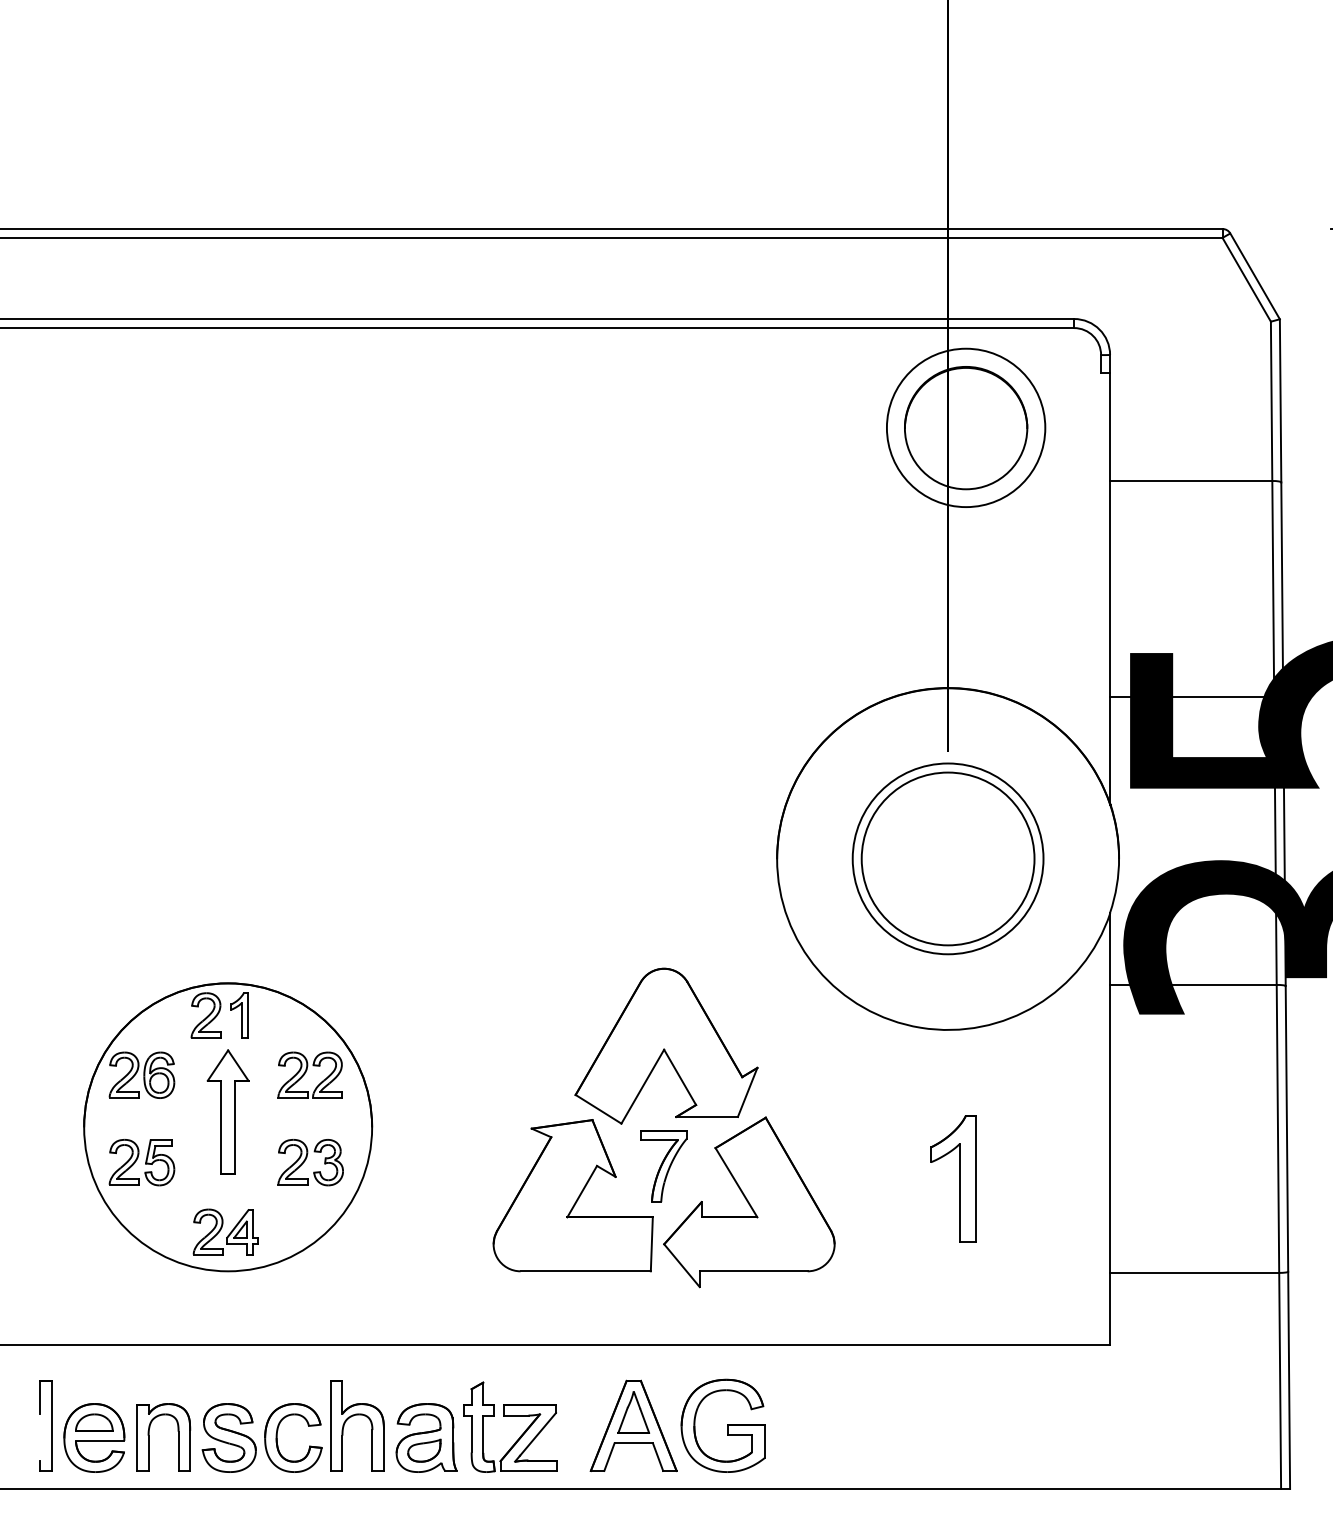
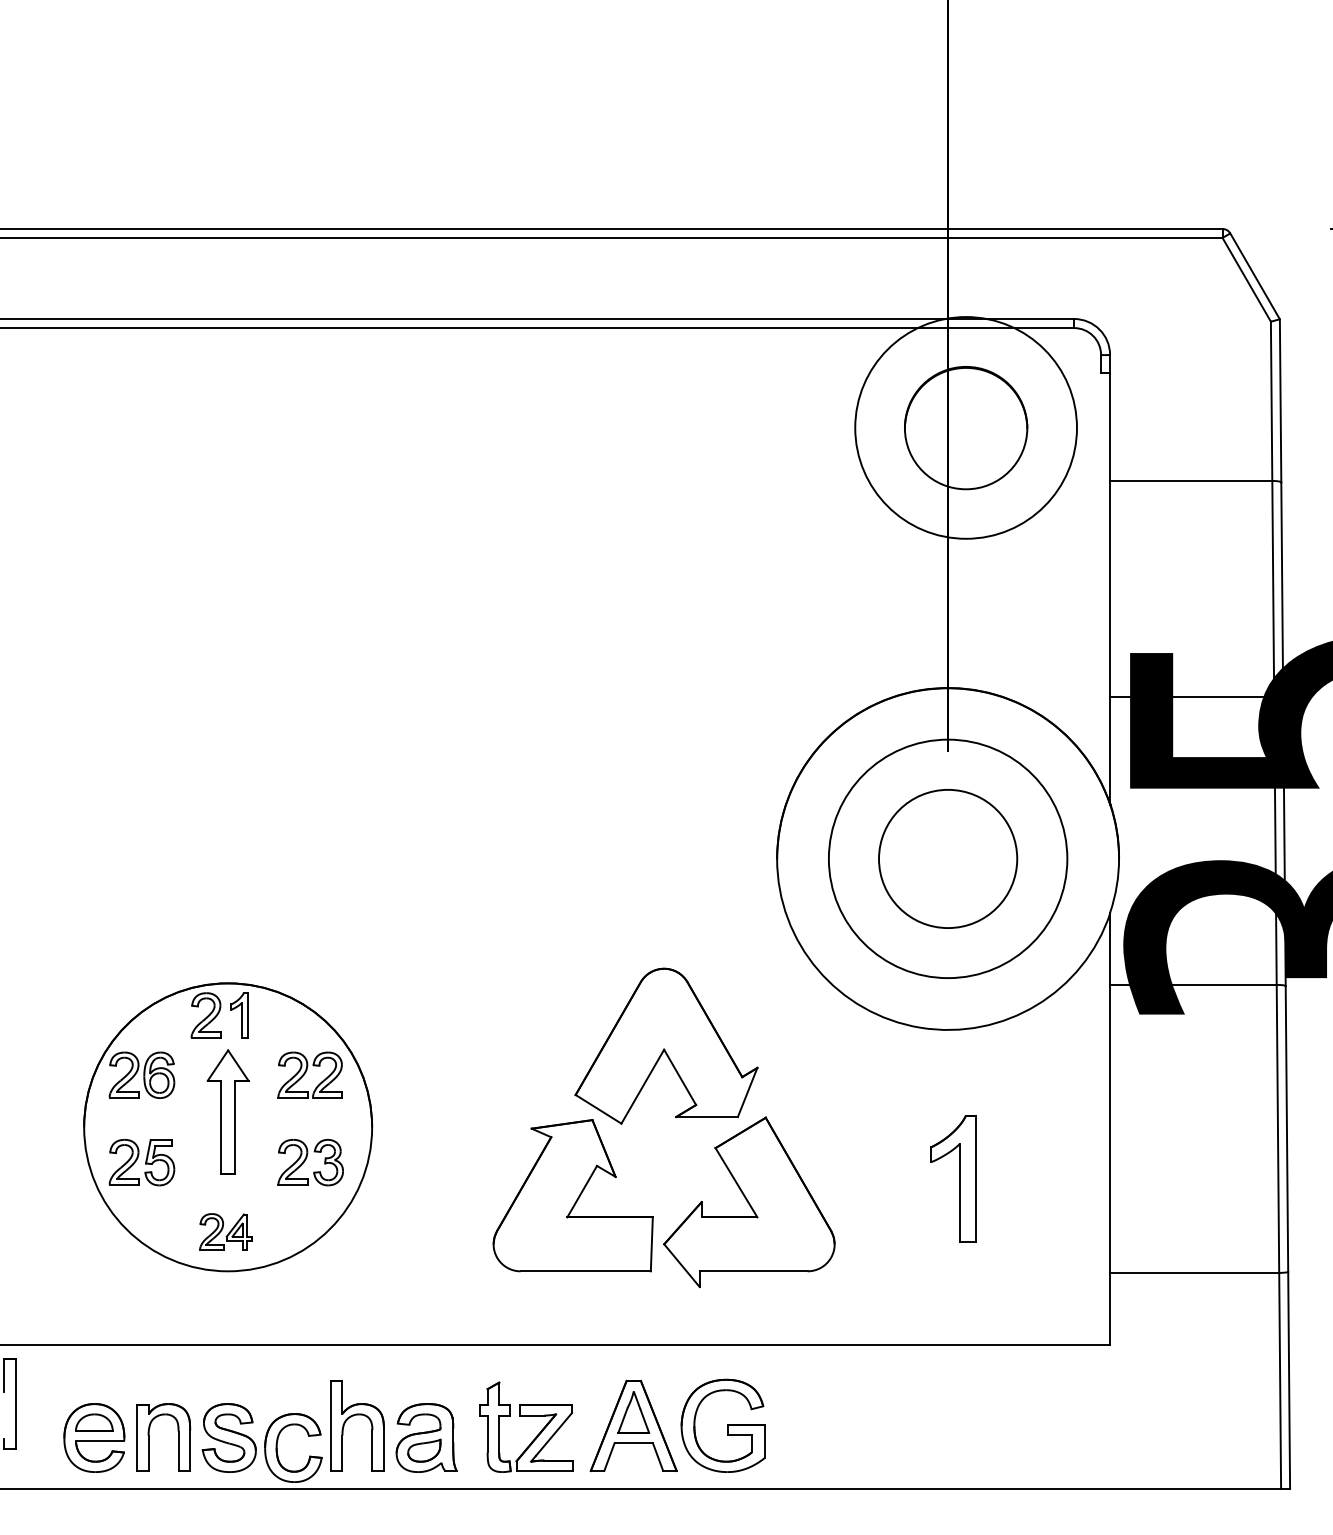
circle diameter: 158 px -> 222 px (965, 427)
circle diameter: 173 px -> 138 px (948, 858)
circle diameter: 191 px -> 238 px (947, 858)
part: present -> none (663, 1166)
part size: 67x48 px -> 54x38 px (225, 1231)
part position: (510, 1416) -> (526, 1416) (526, 1416)
part position: (45, 1425) -> (9, 1403) (9, 1403)
part position: (277, 1437) -> (277, 1447) (277, 1447)
